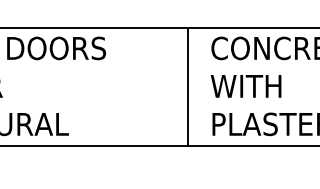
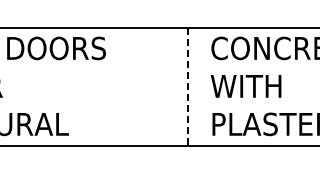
line: solid -> dashed (187, 88)
